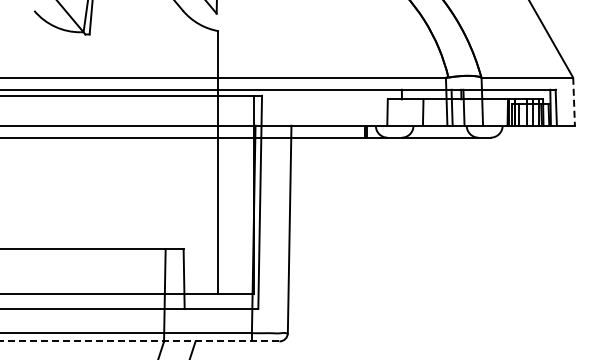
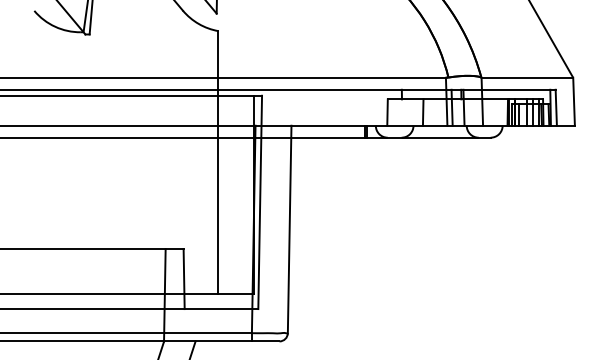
line: dashed -> solid (574, 101)
line: dashed -> solid (139, 341)
